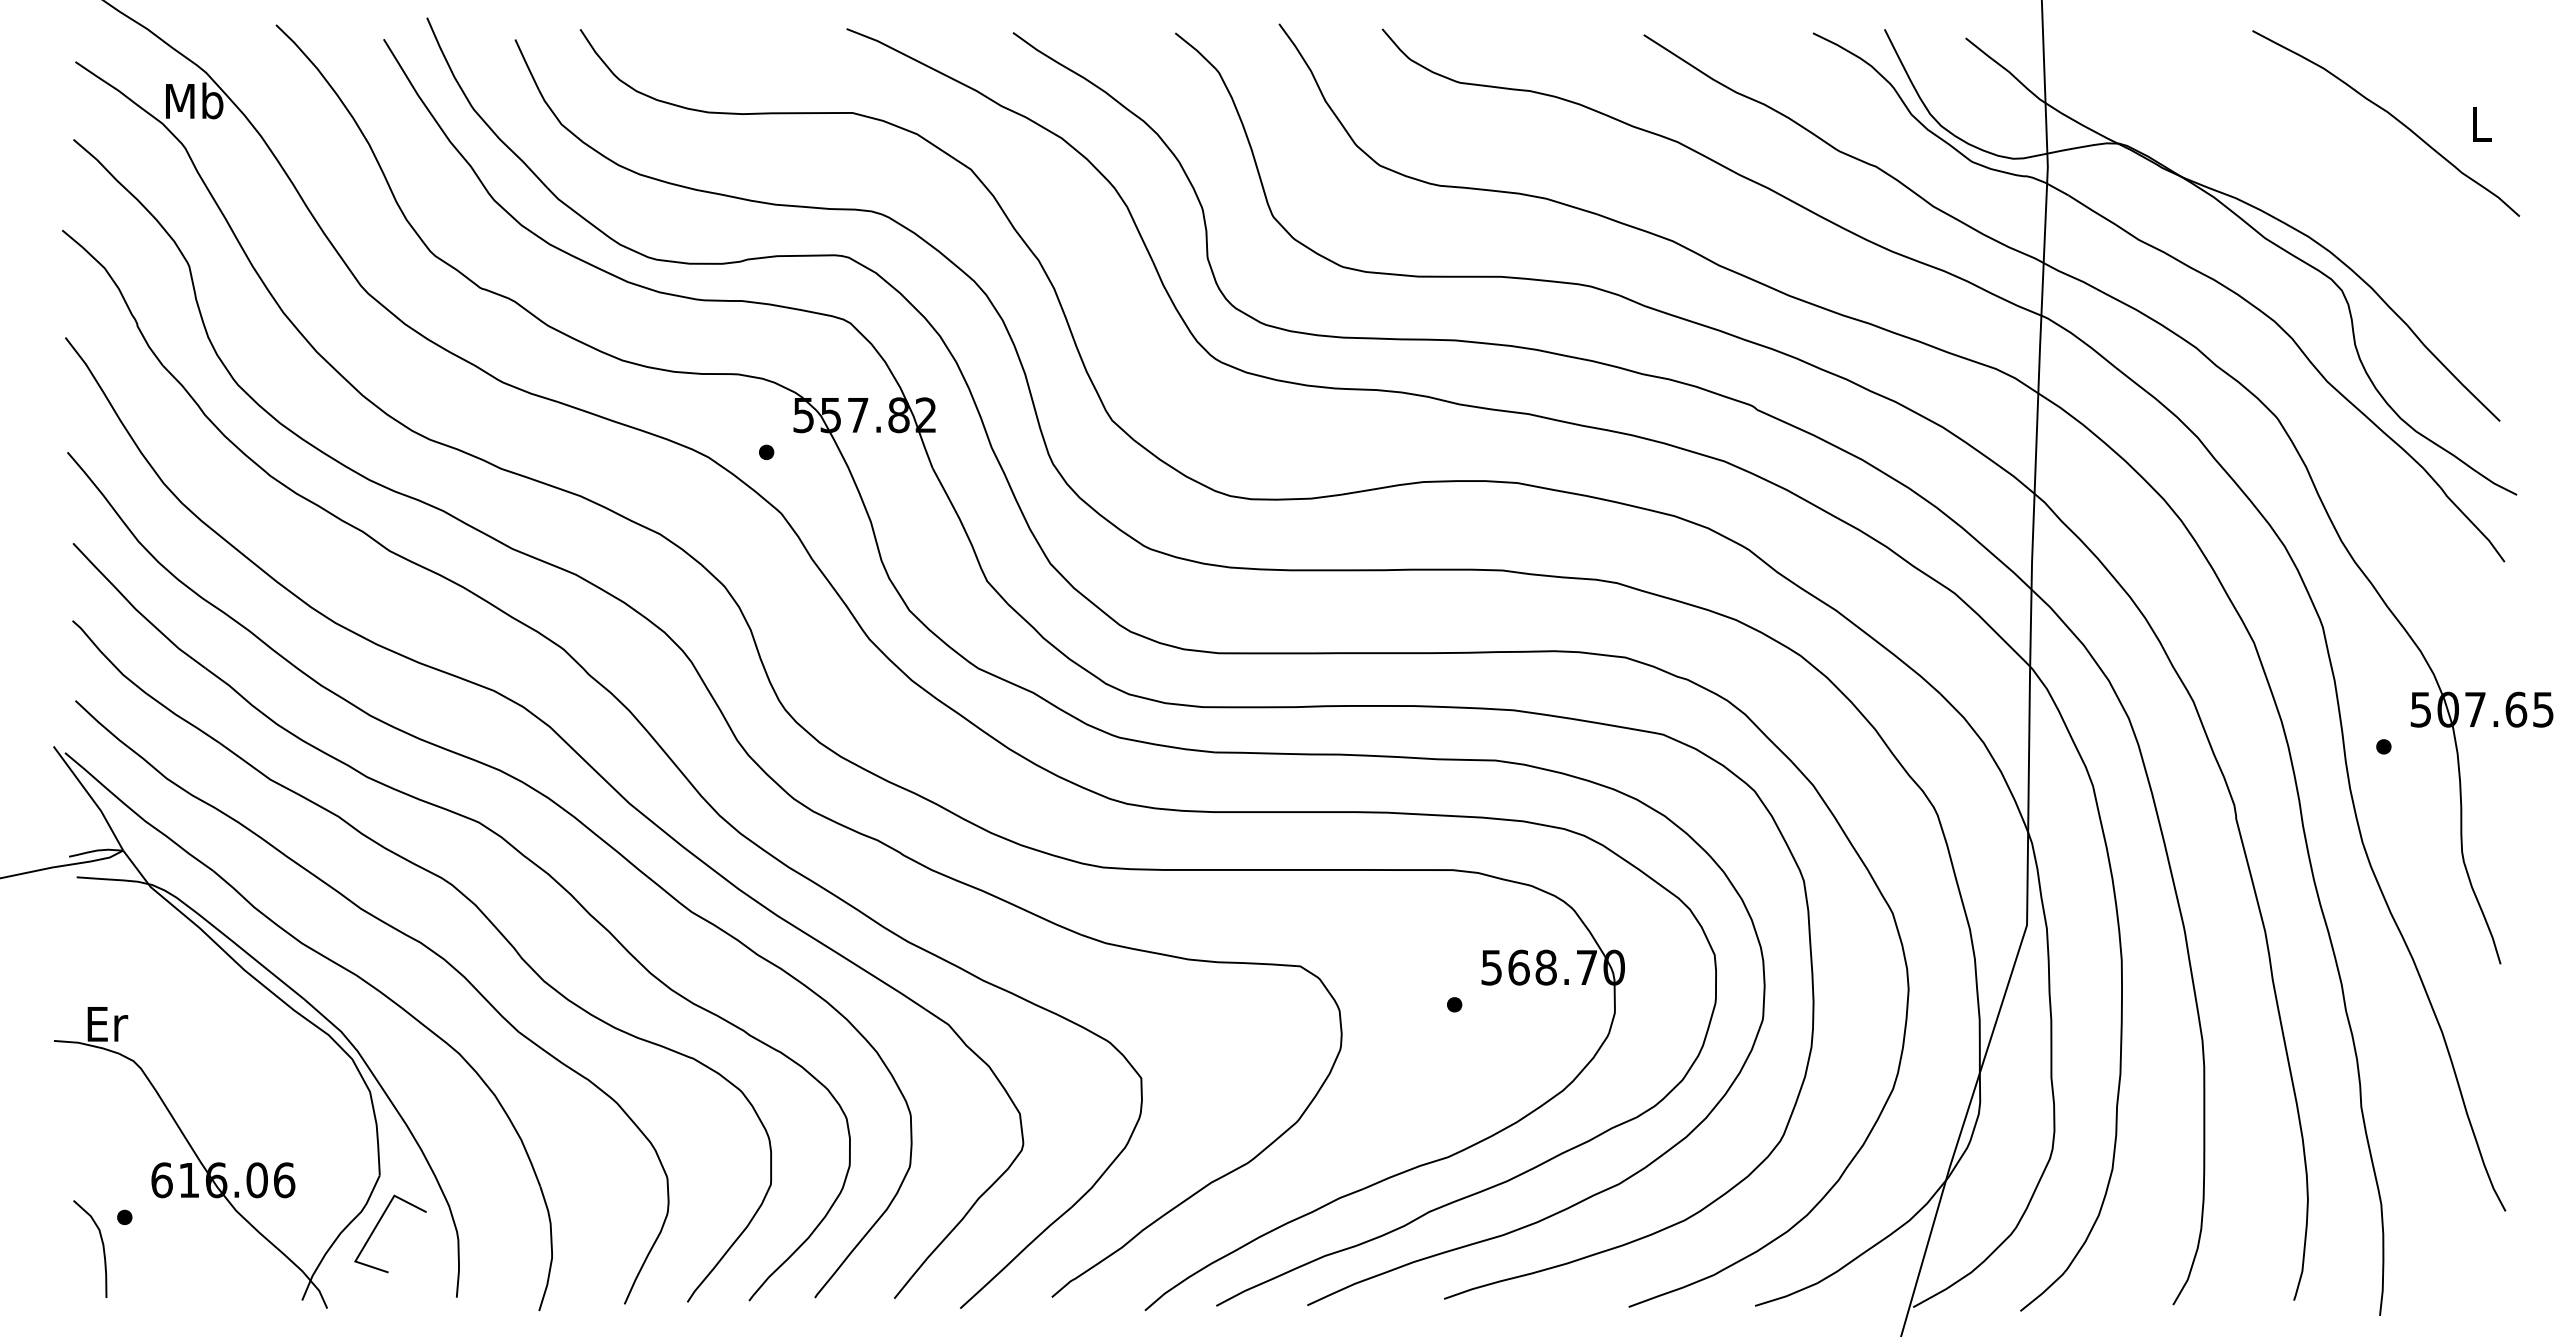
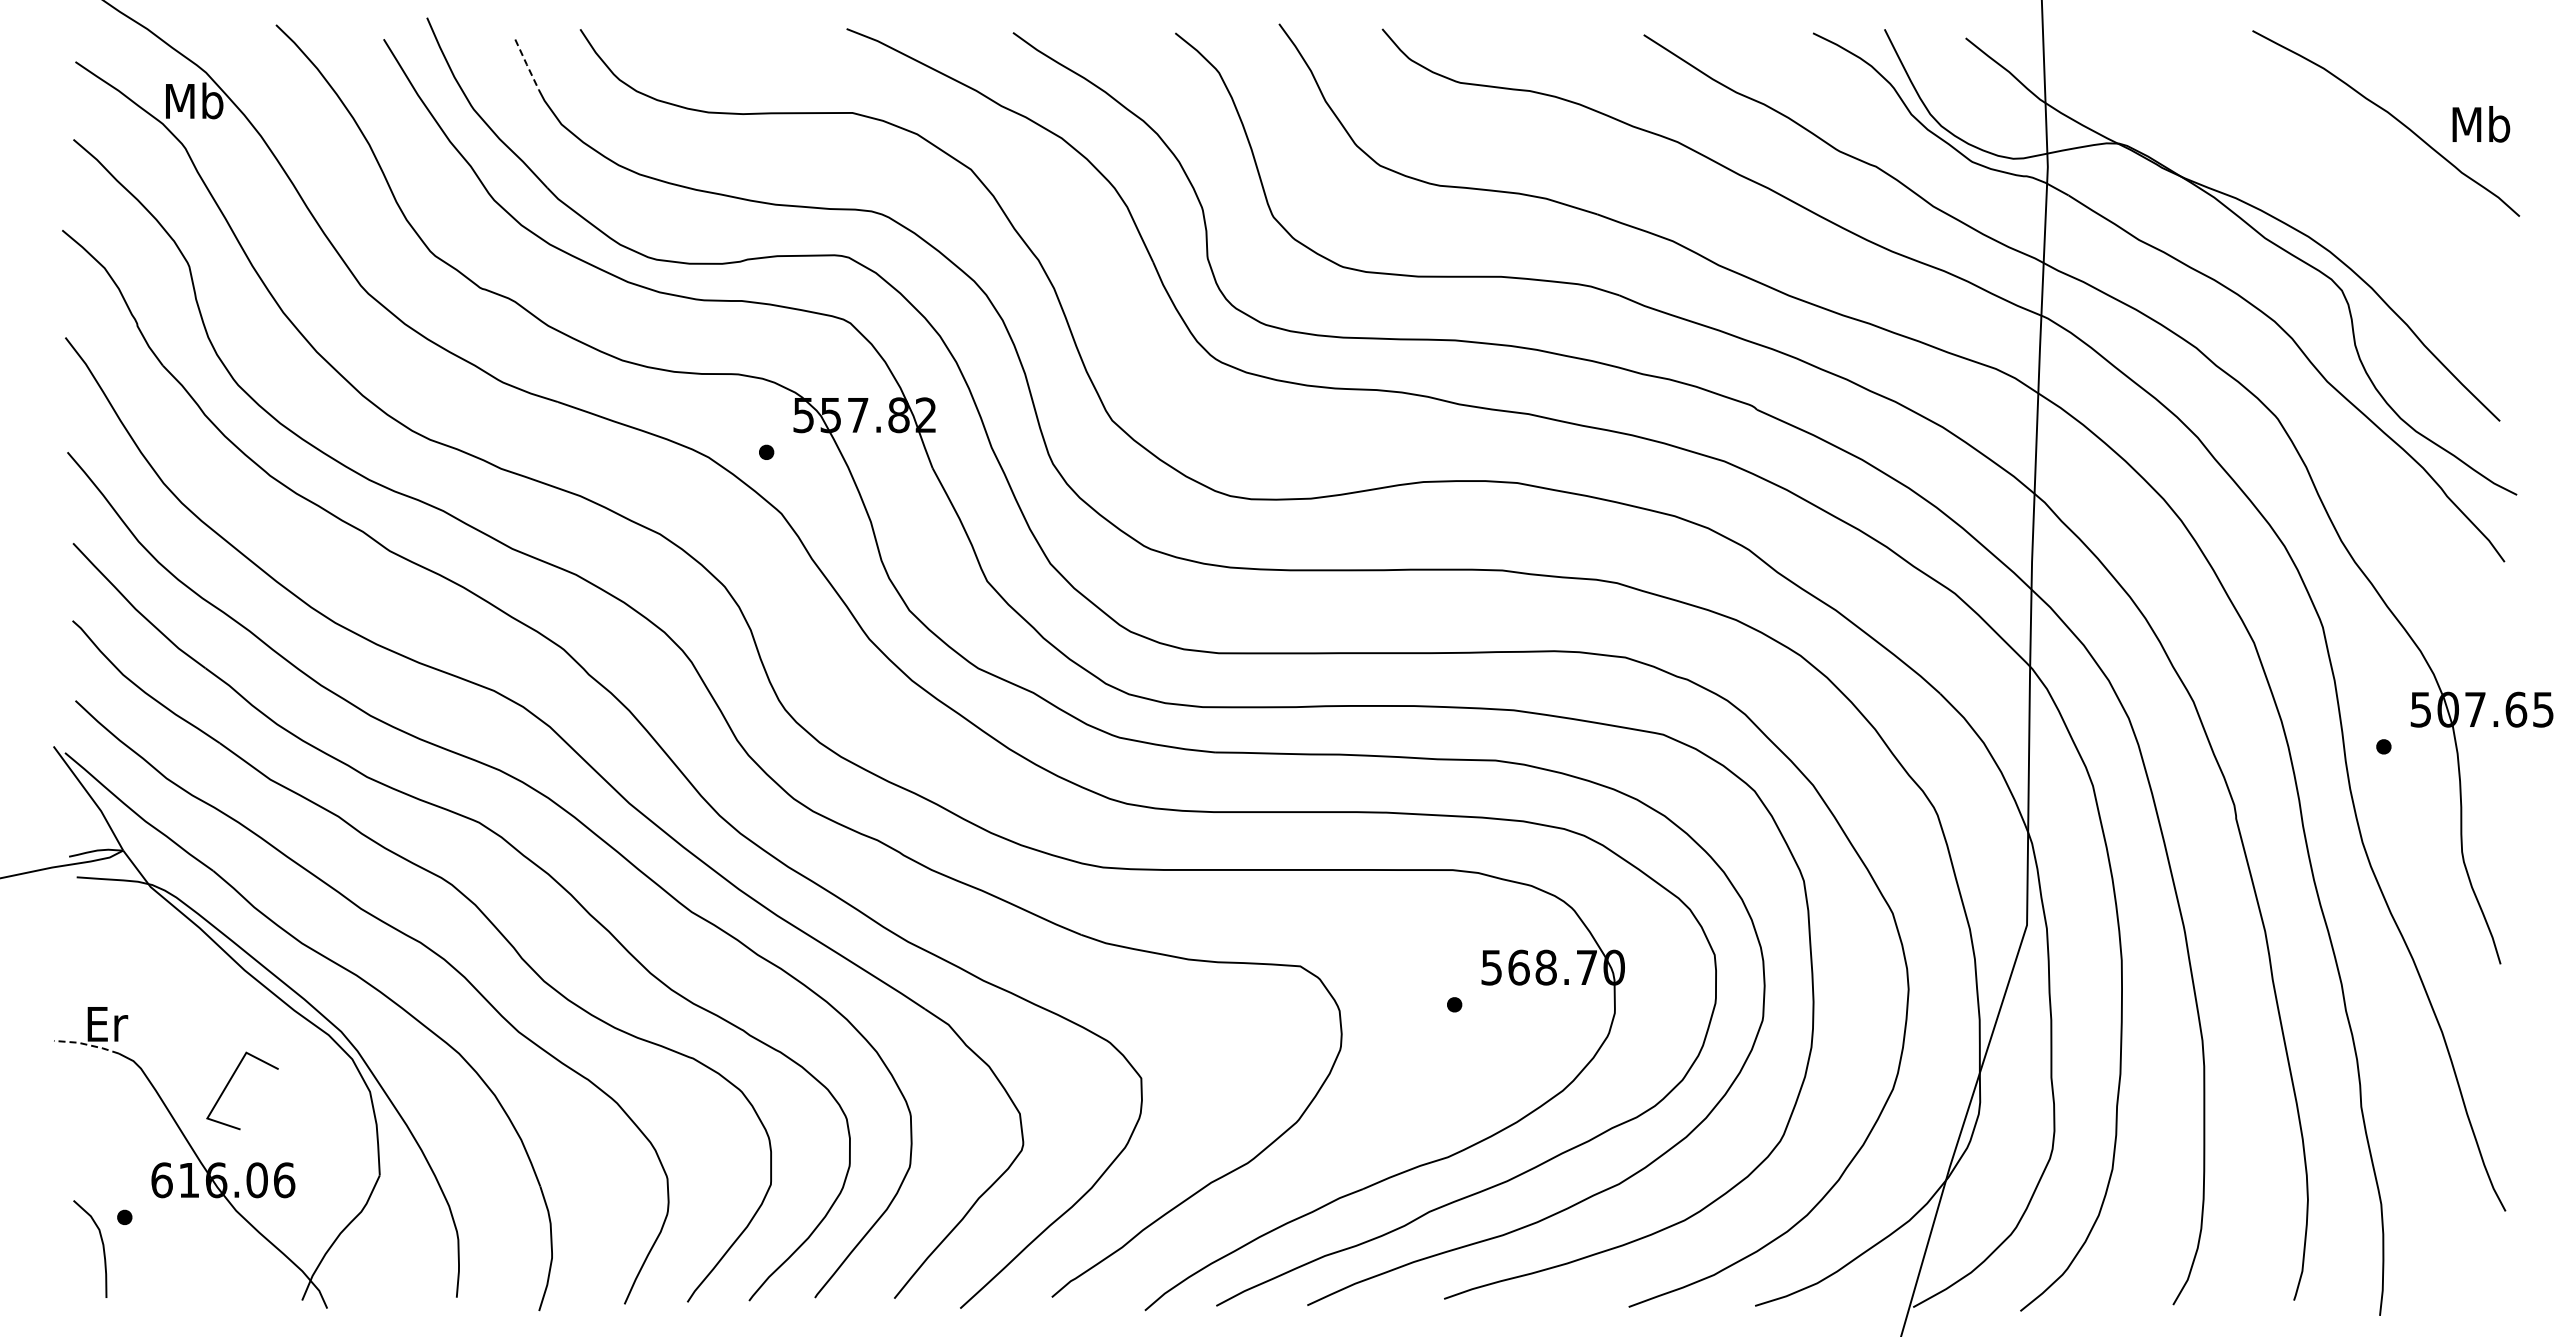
line: solid -> dashed (526, 64)
text: L -> Mb (2481, 124)
line: solid -> dashed (86, 1044)
line position: (377, 1226) -> (229, 1083) (229, 1083)
